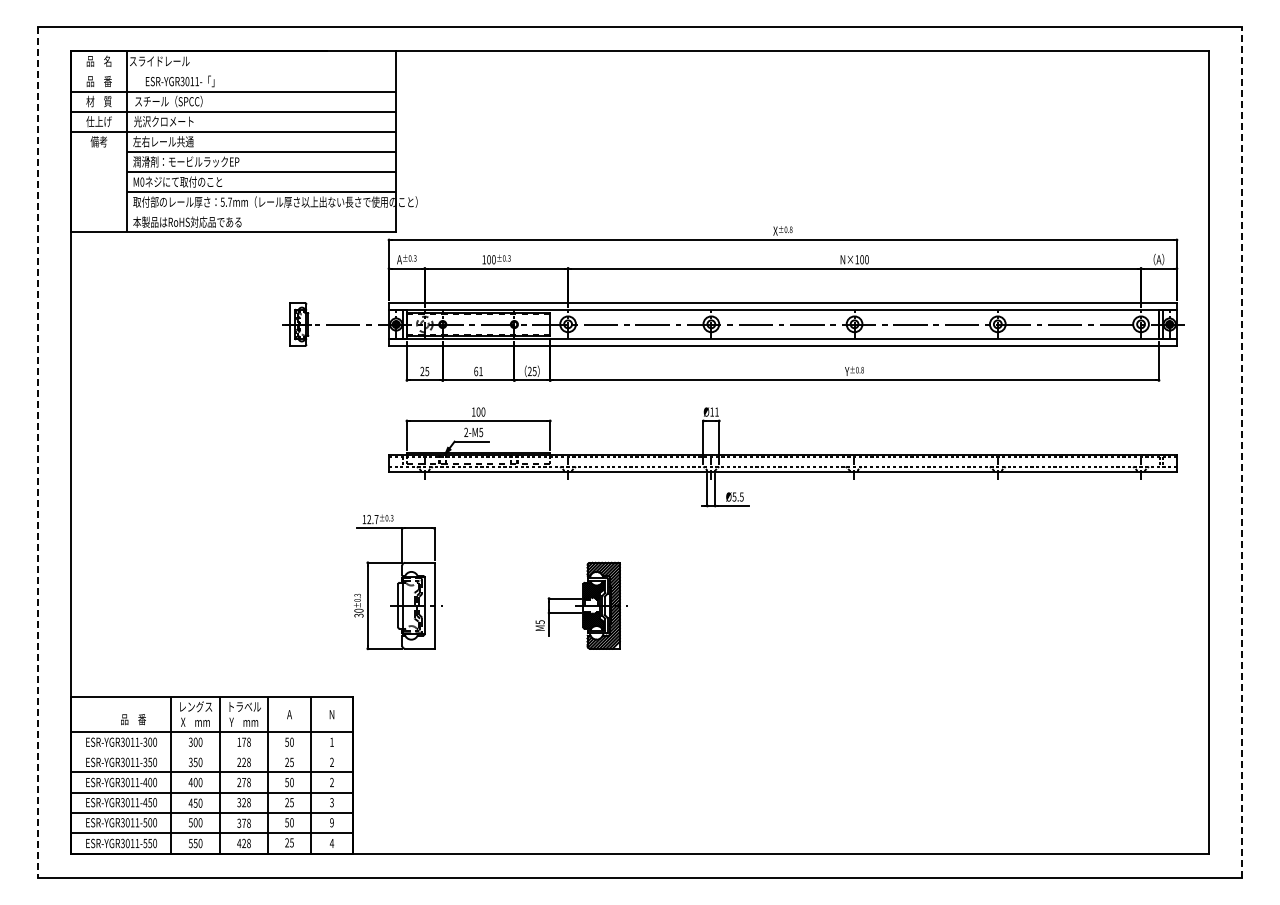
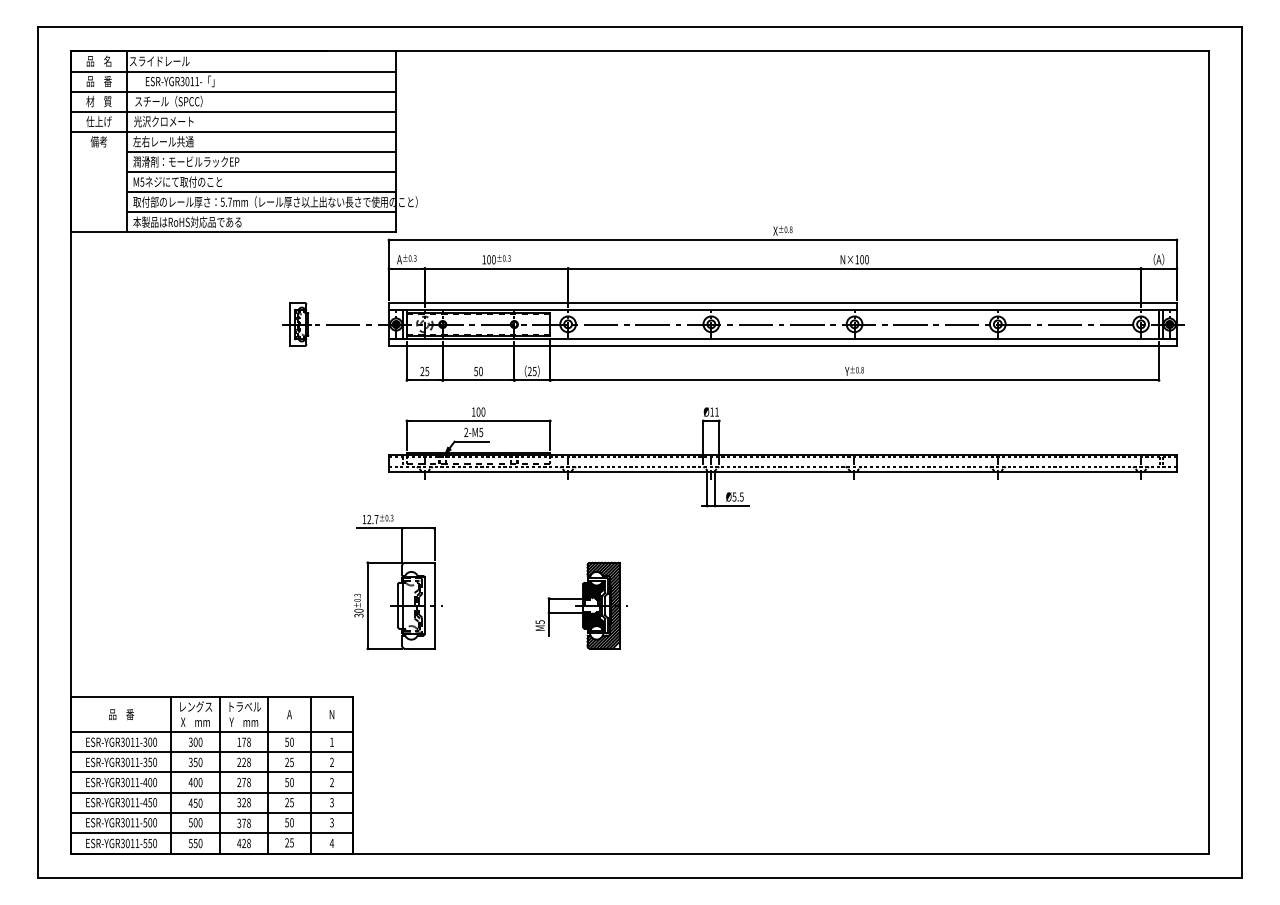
line: none -> present (233, 71)
text: M0 -> M5 (142, 181)
line: none -> present (261, 212)
text: 61 -> 50 (478, 371)
line: dashed -> solid (38, 452)
line: dashed -> solid (1241, 452)
text position: (133, 719) -> (121, 714) (121, 714)
line: none -> present (212, 752)
text: 9 -> 3 (331, 822)
